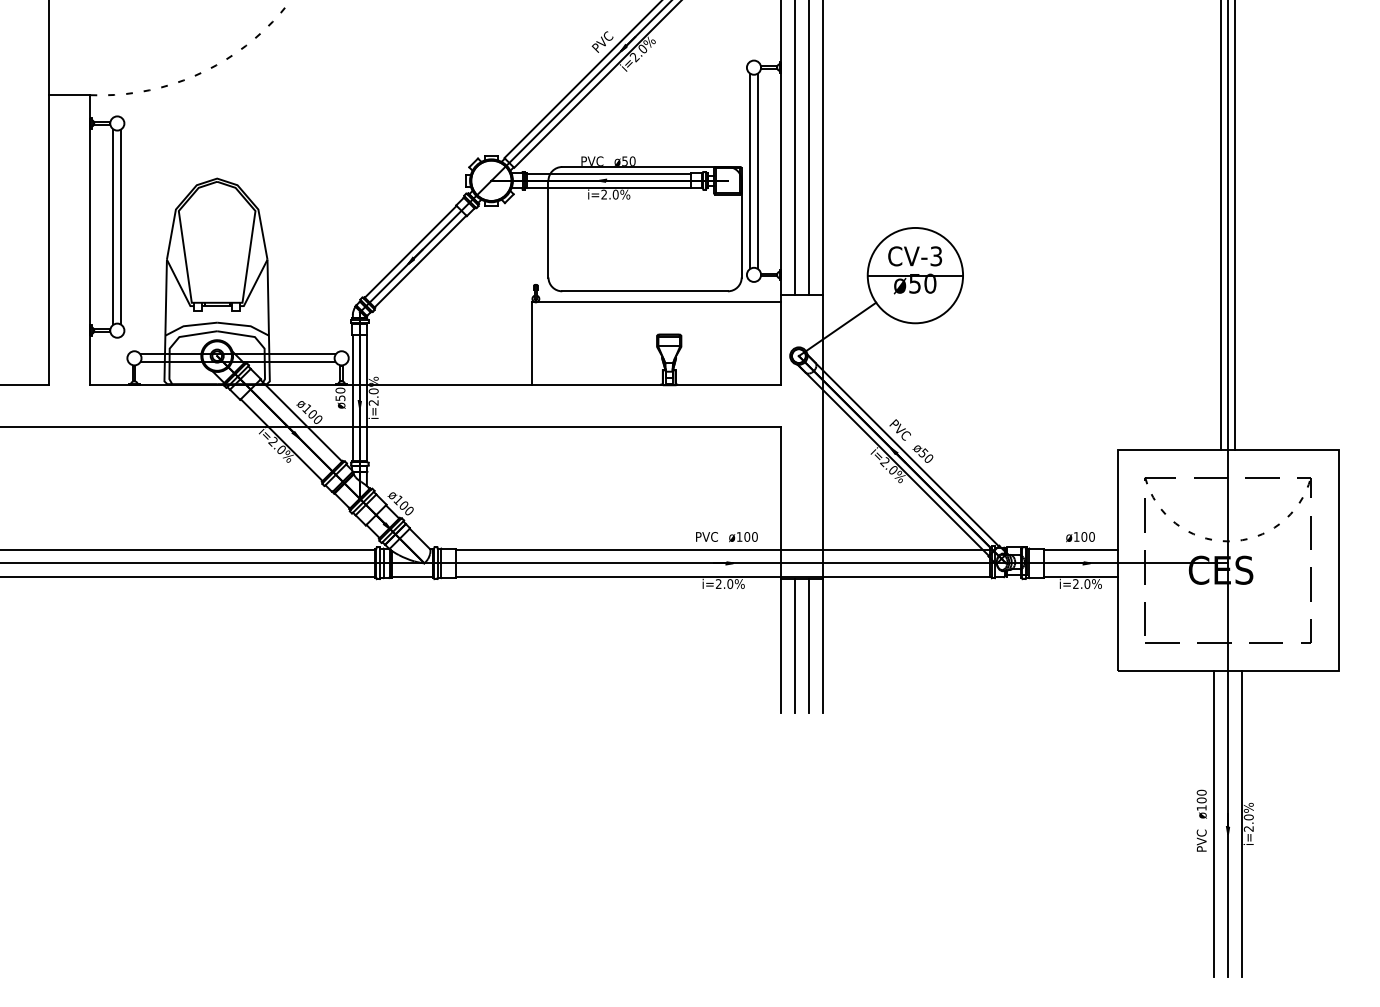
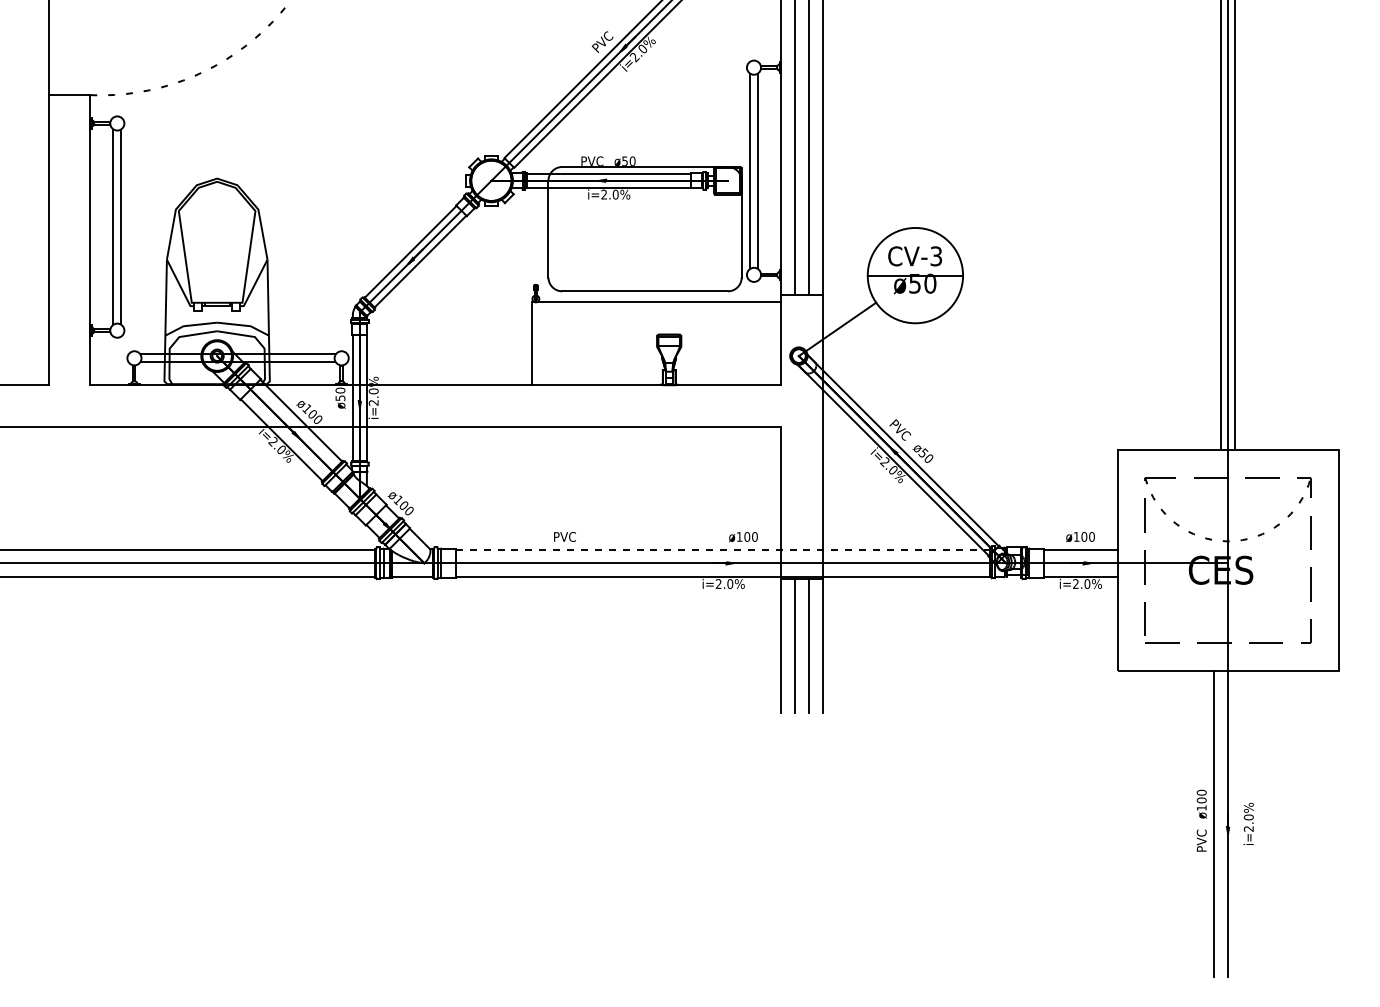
text position: (706, 536) -> (564, 536) (564, 536)
line: solid -> dashed (723, 549)
line: present -> none (1241, 823)
